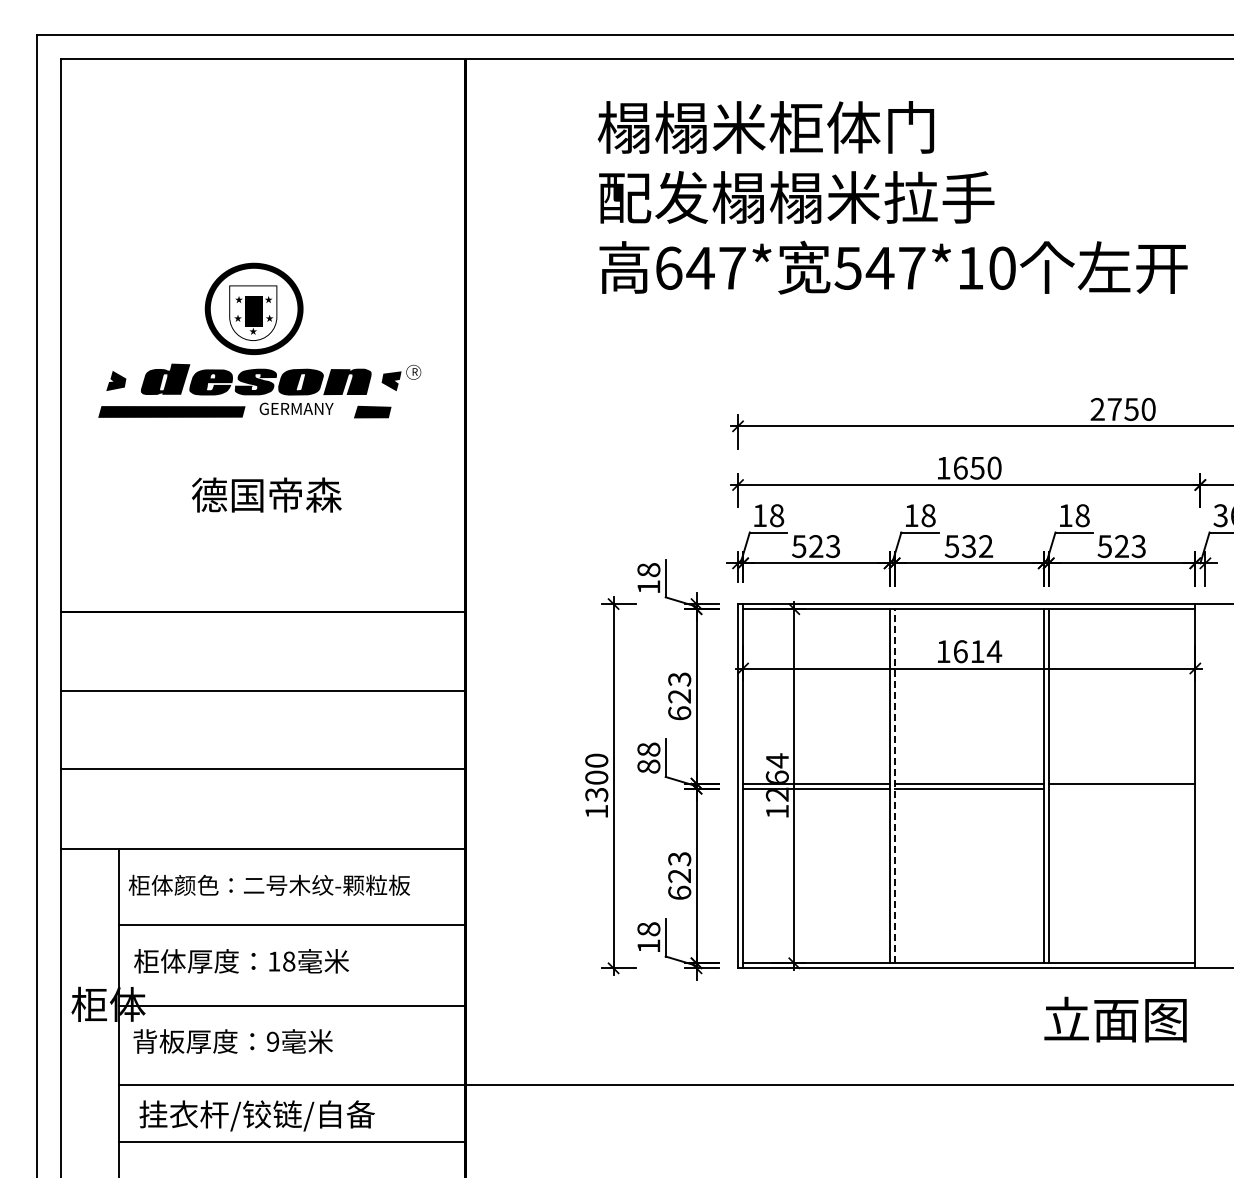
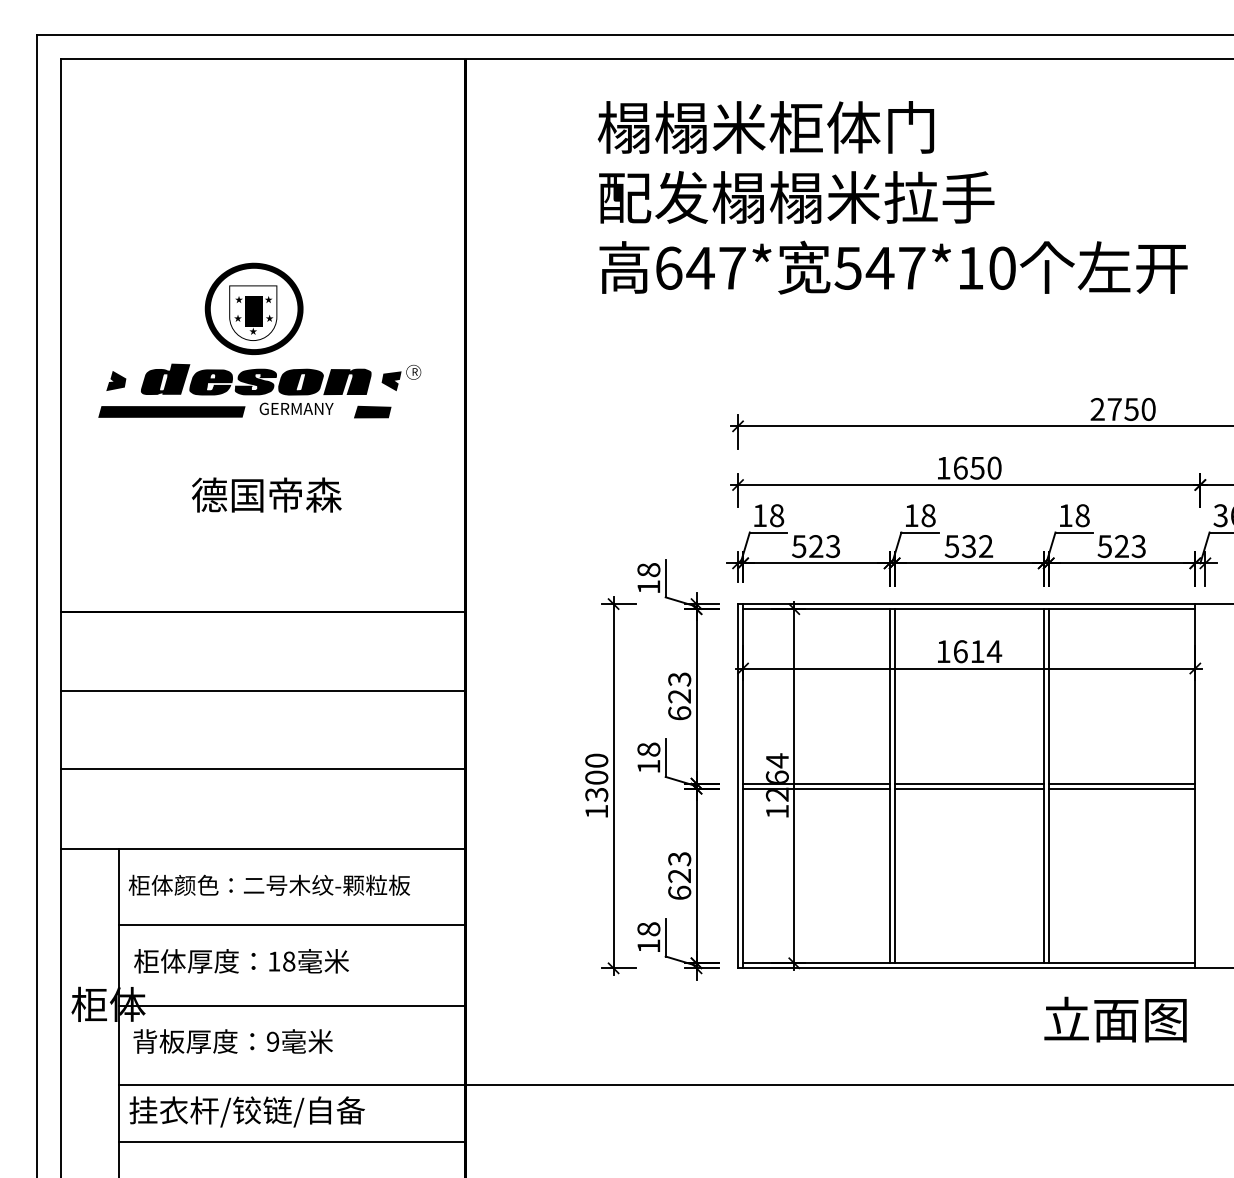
text: 88 -> 18 (648, 766)
line: dashed -> solid (894, 785)
line: none -> present (1121, 788)
text position: (256, 1115) -> (246, 1111) (246, 1111)
